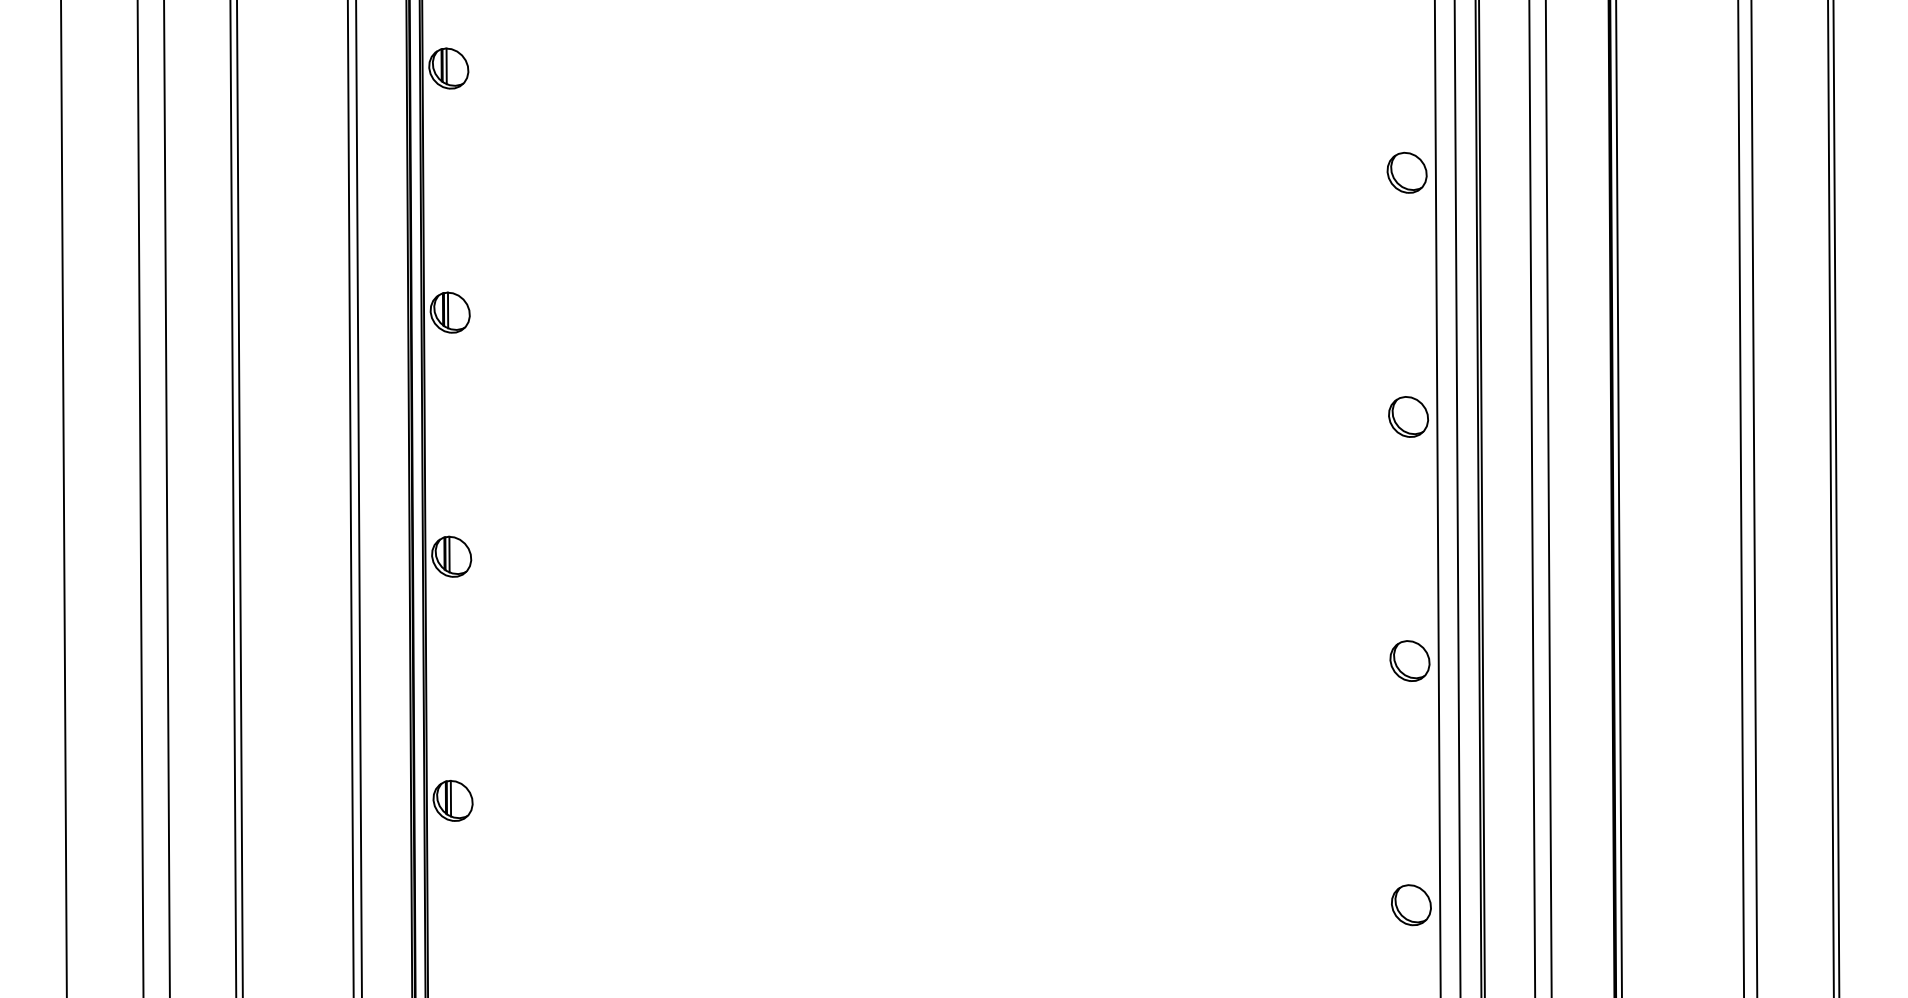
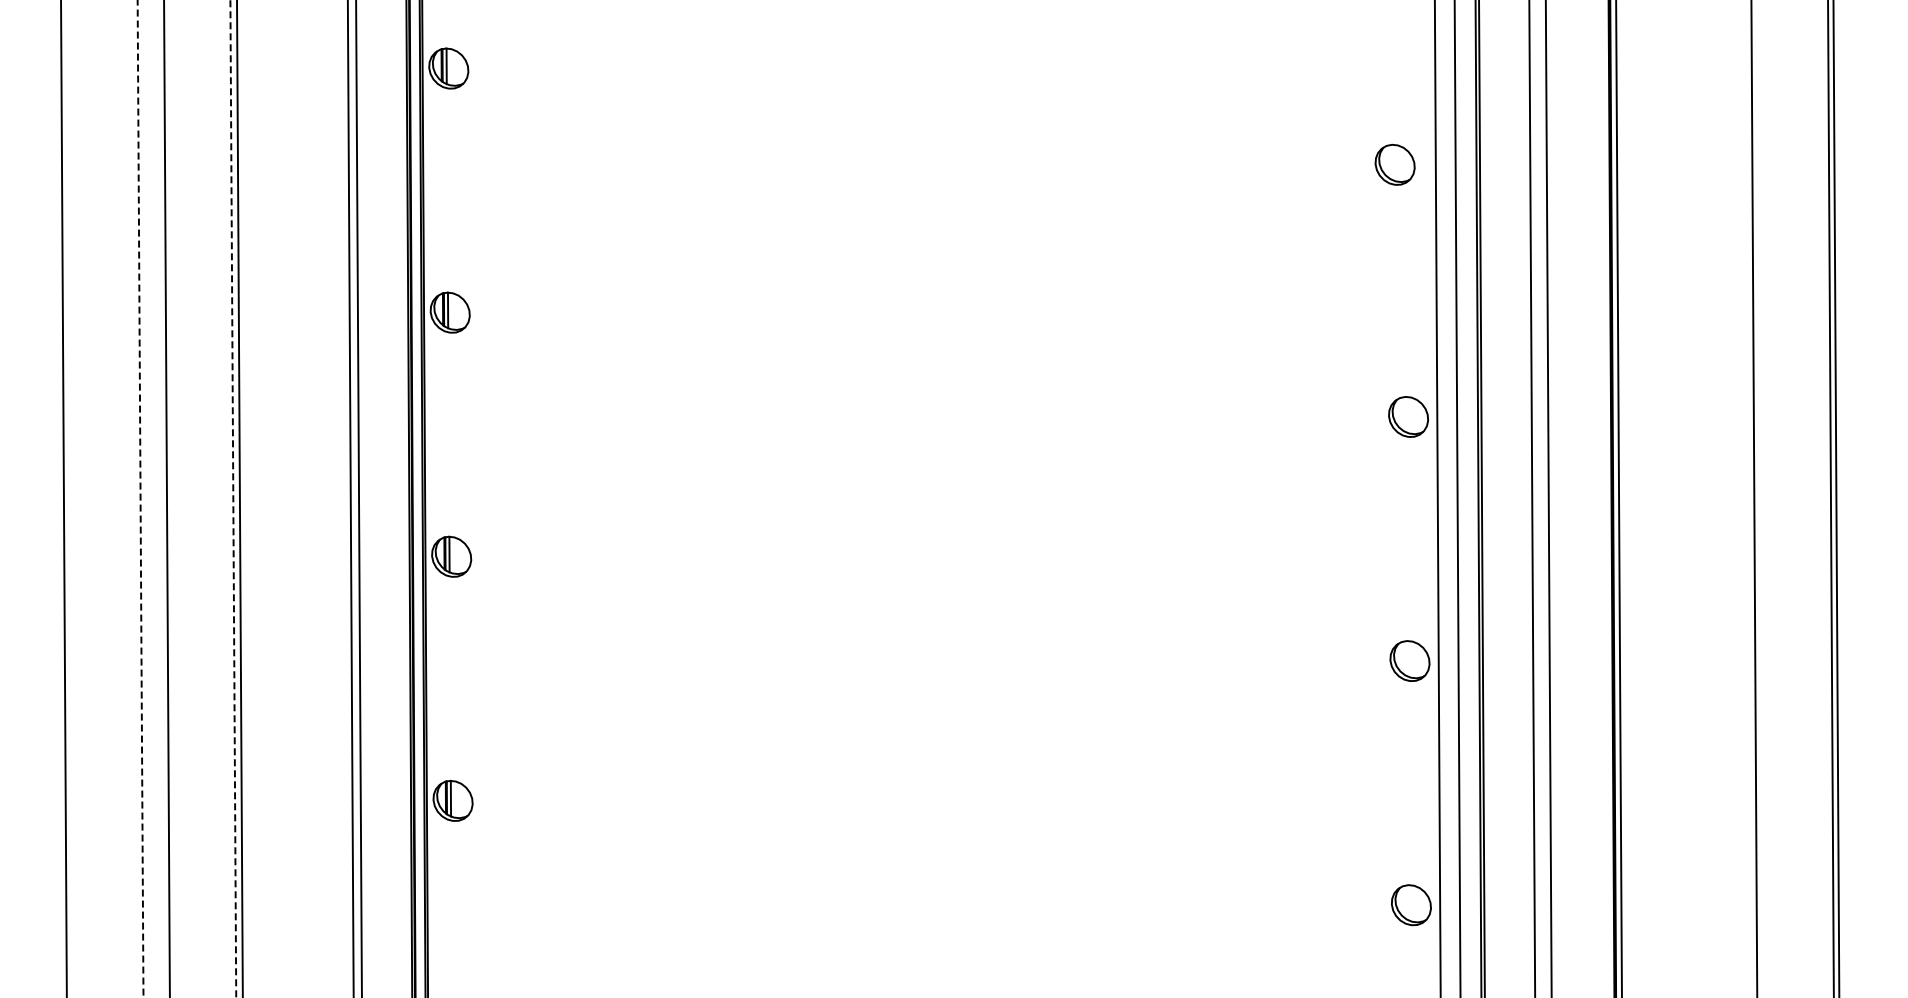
part position: (1406, 172) -> (1394, 164) (1394, 164)
line: solid -> dashed (140, 498)
line: solid -> dashed (233, 498)
line: present -> none (1741, 498)
